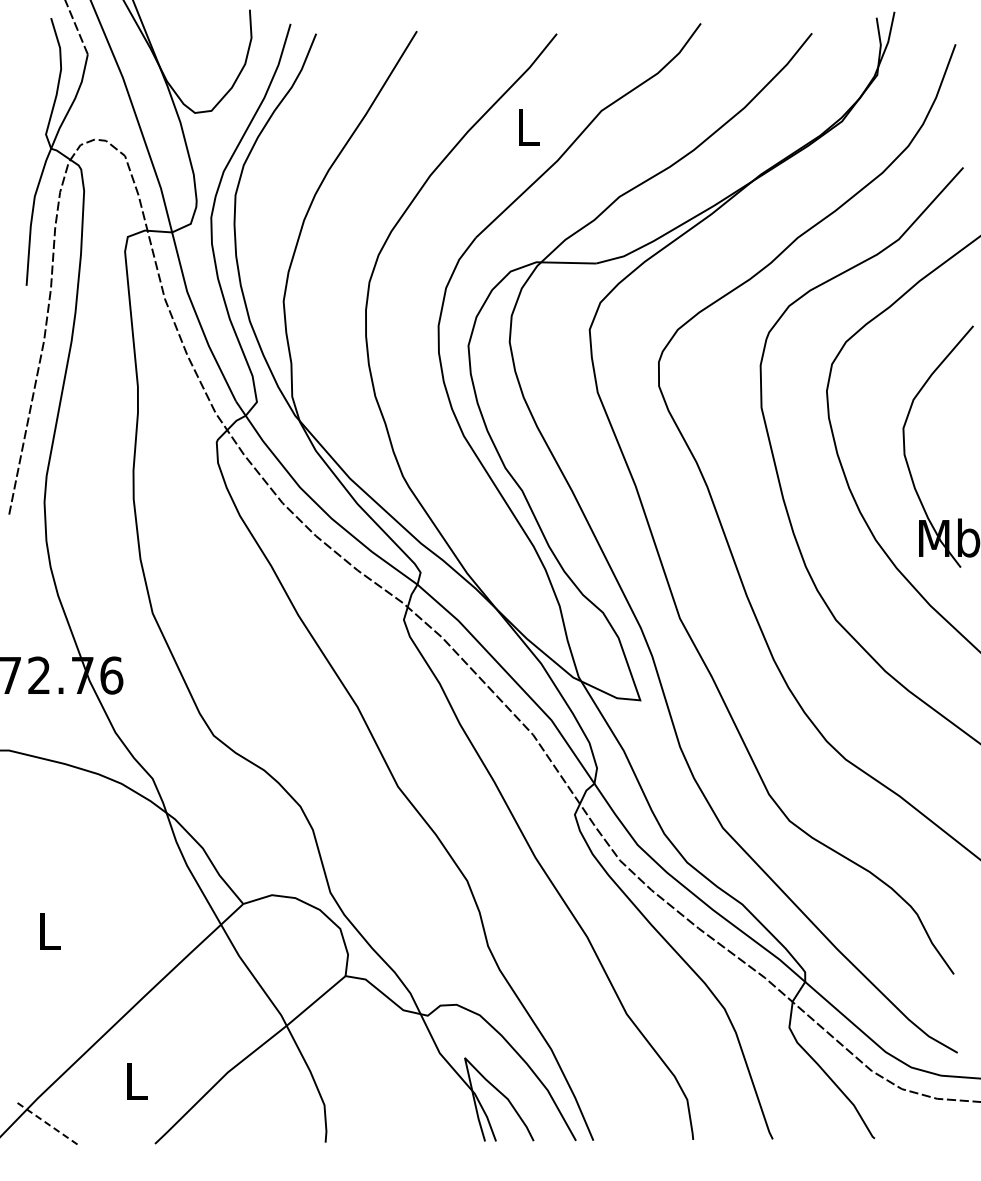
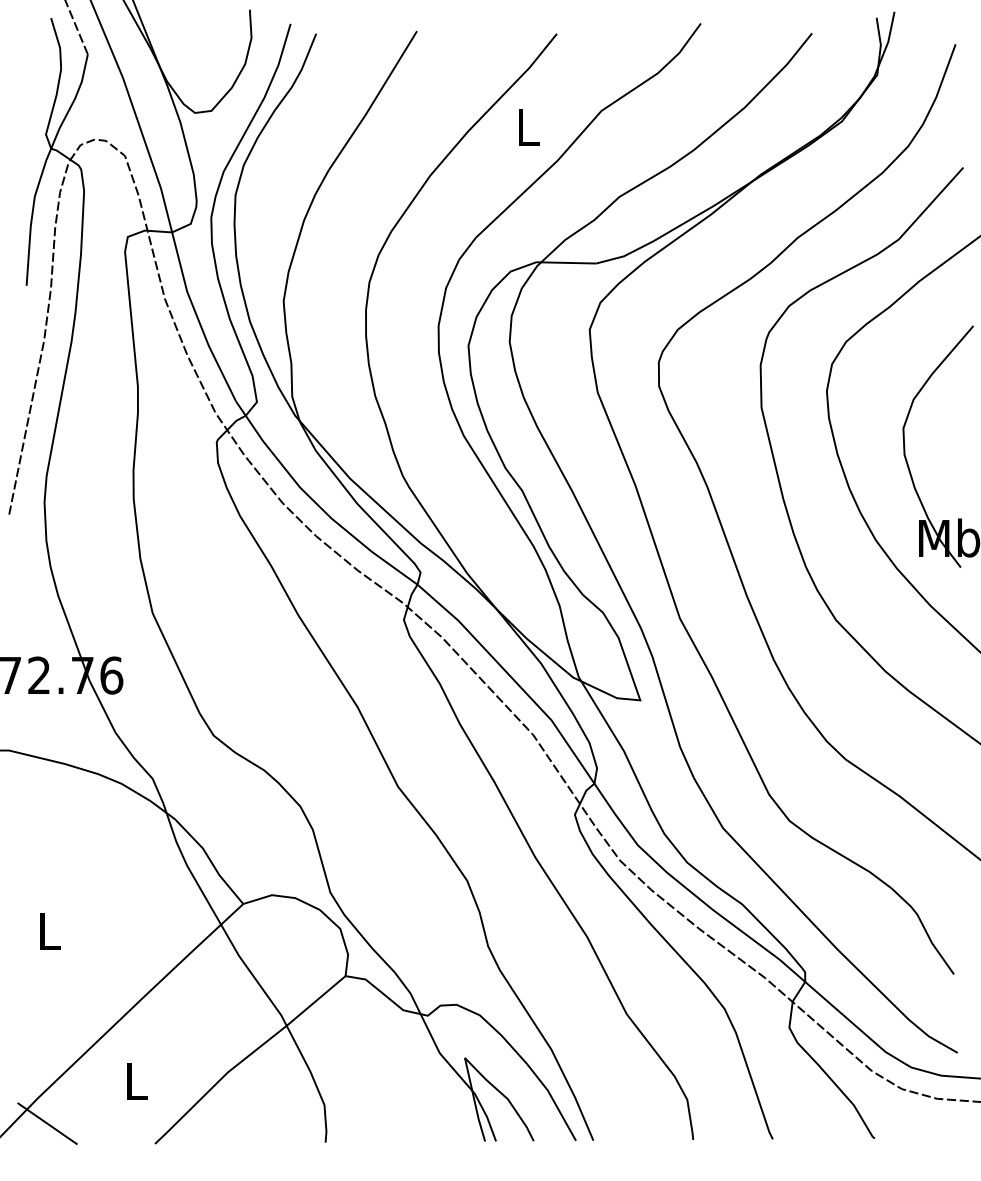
line: dashed -> solid (47, 1124)
